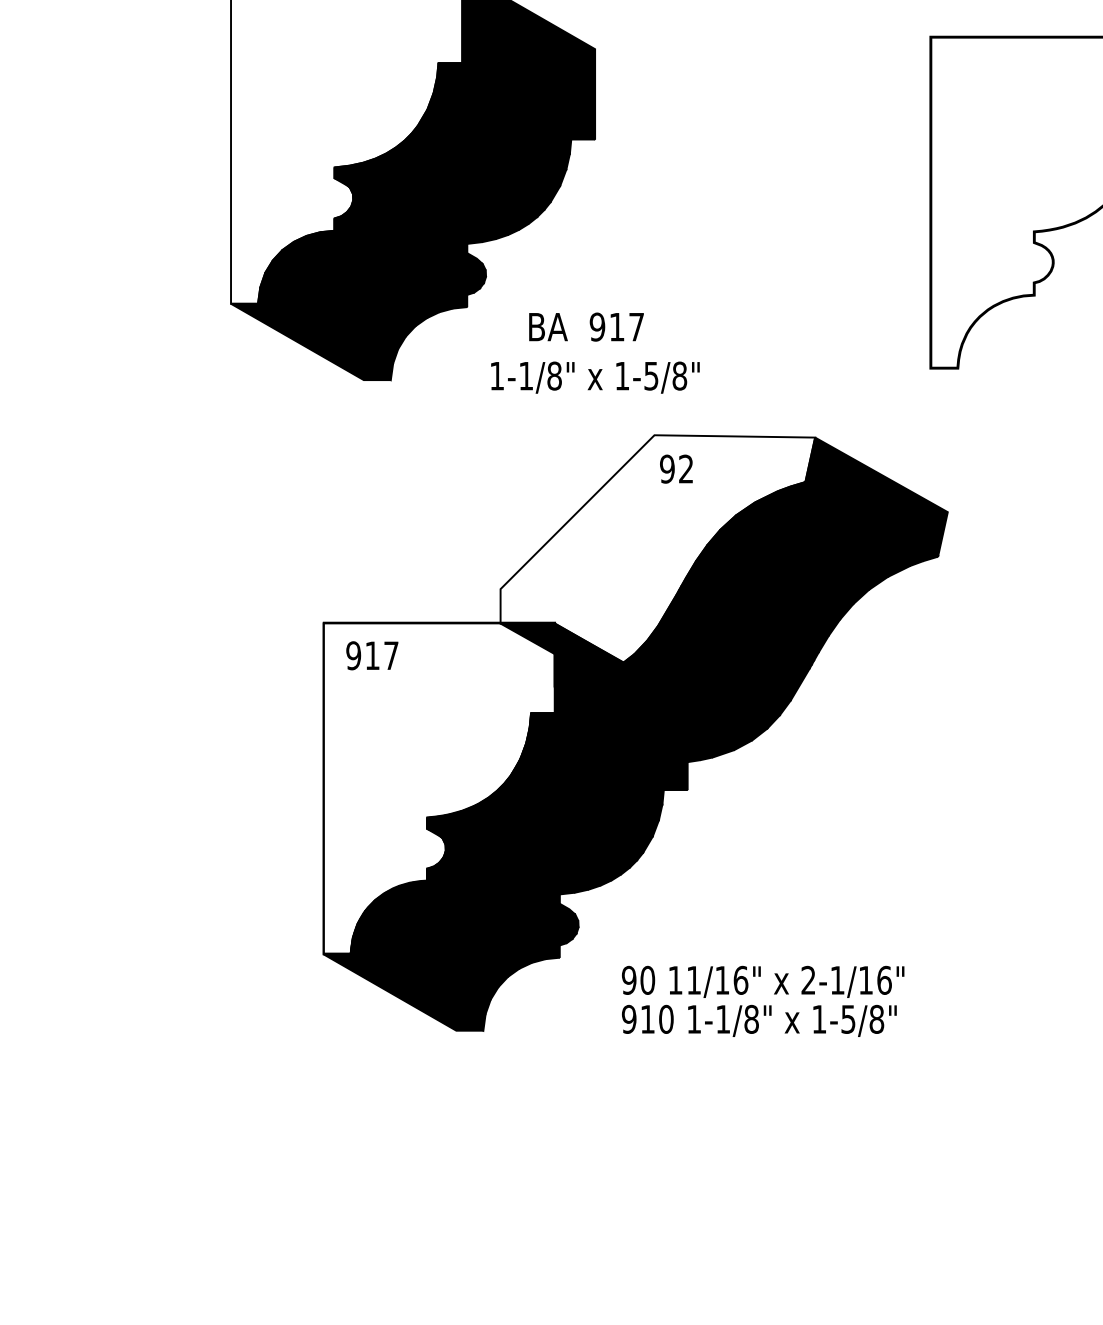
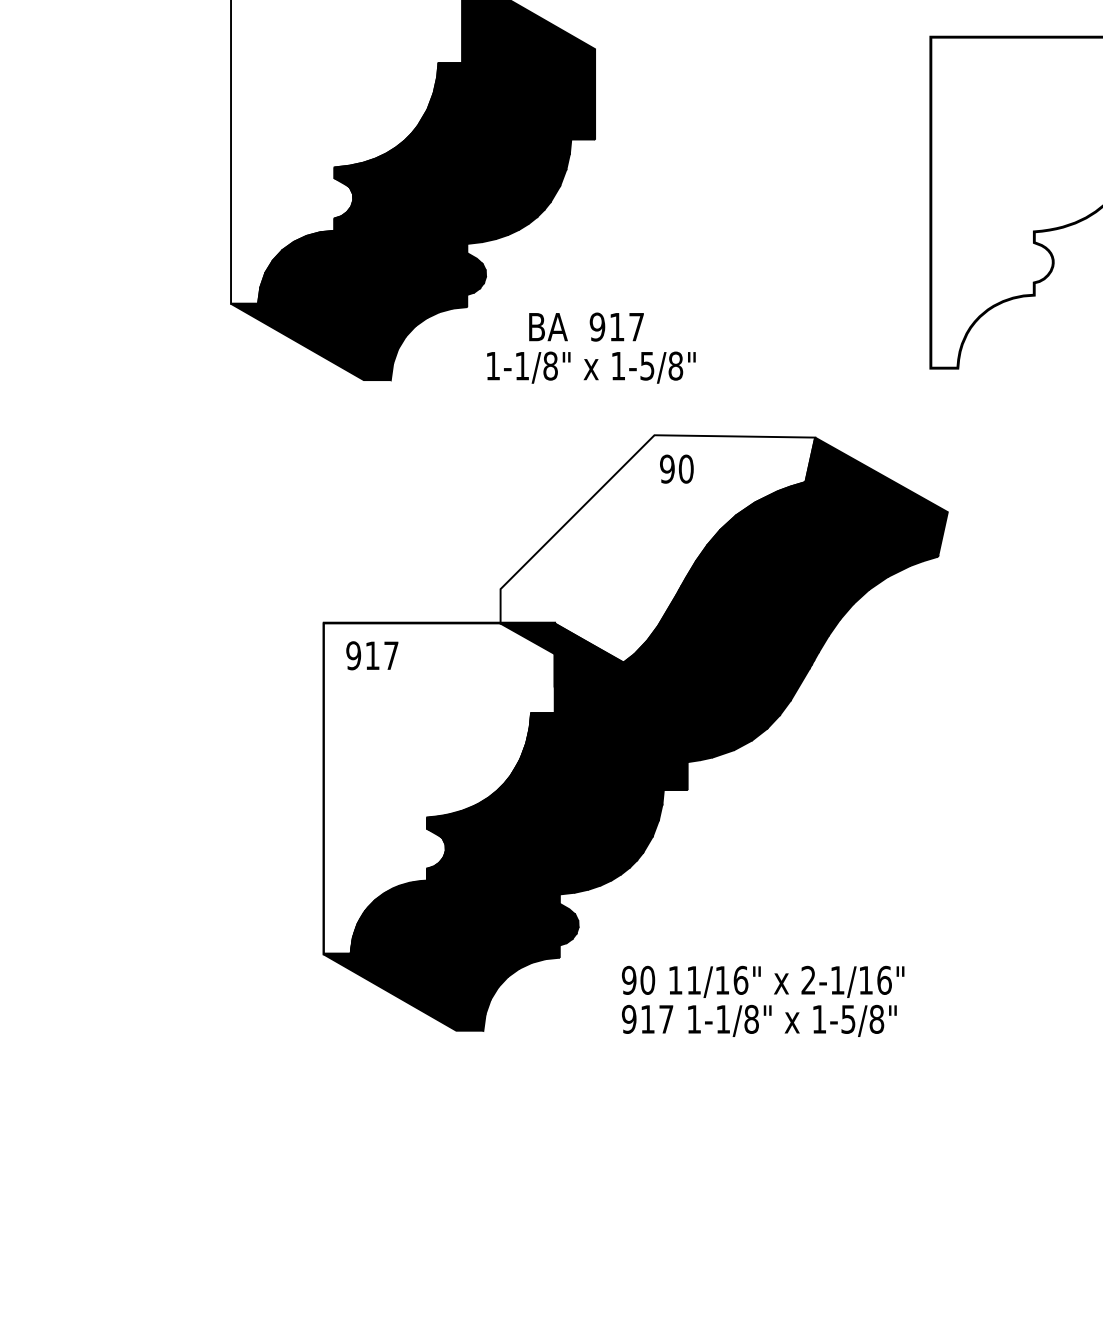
text position: (595, 377) -> (591, 367) (591, 367)
text: 92 -> 90 (685, 468)
text: 910 -> 917 (666, 1018)
